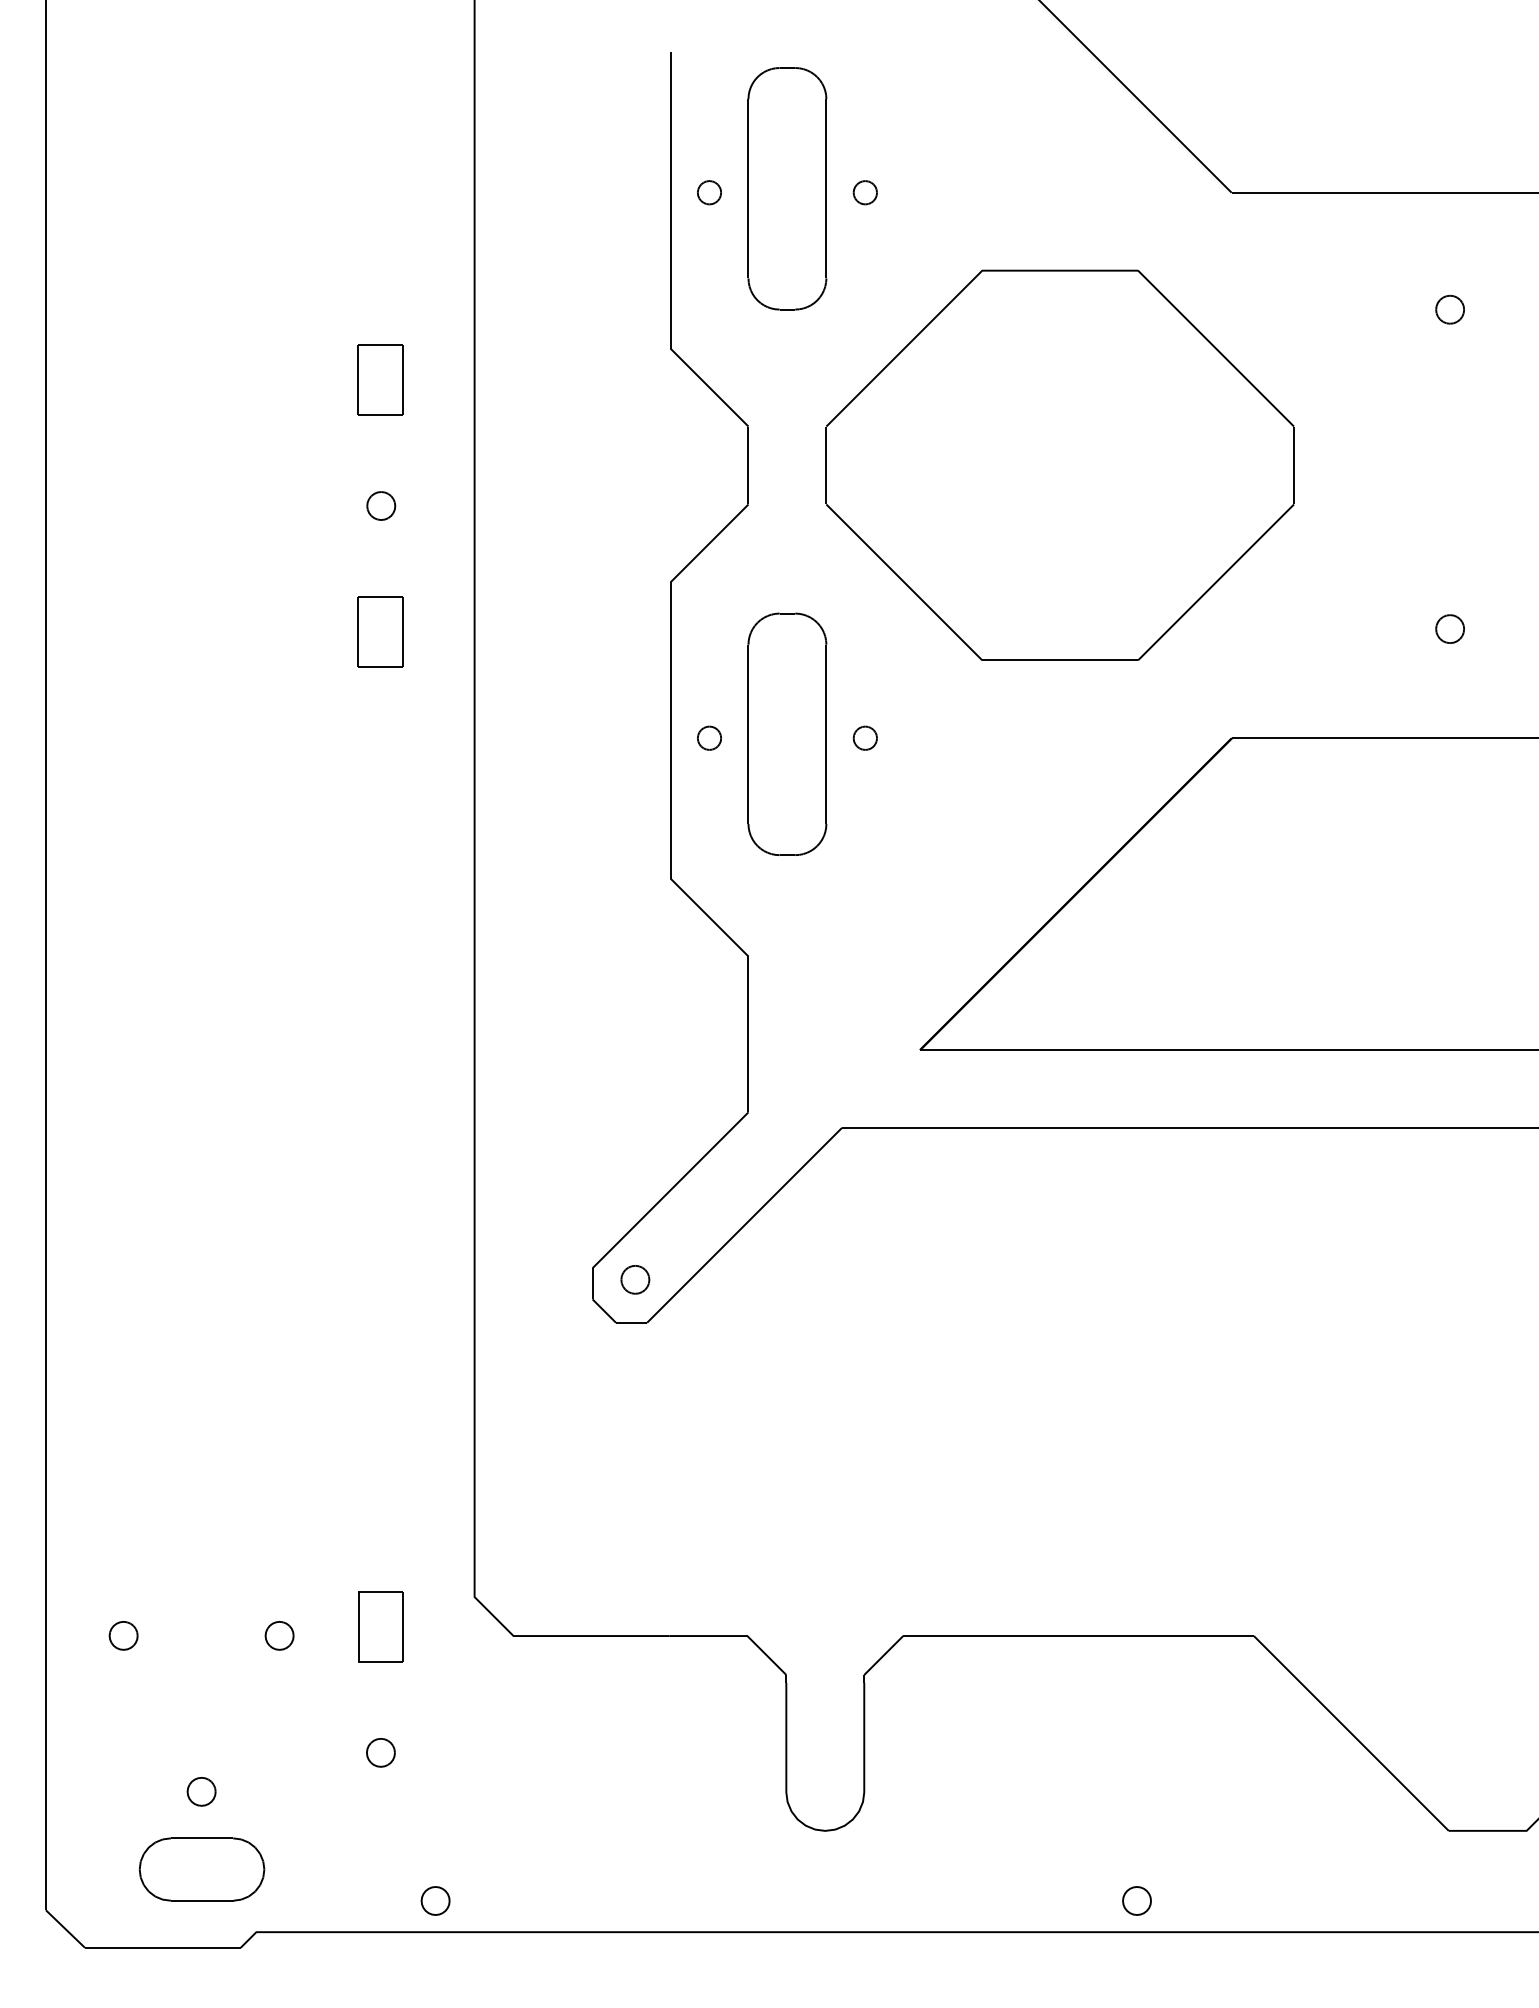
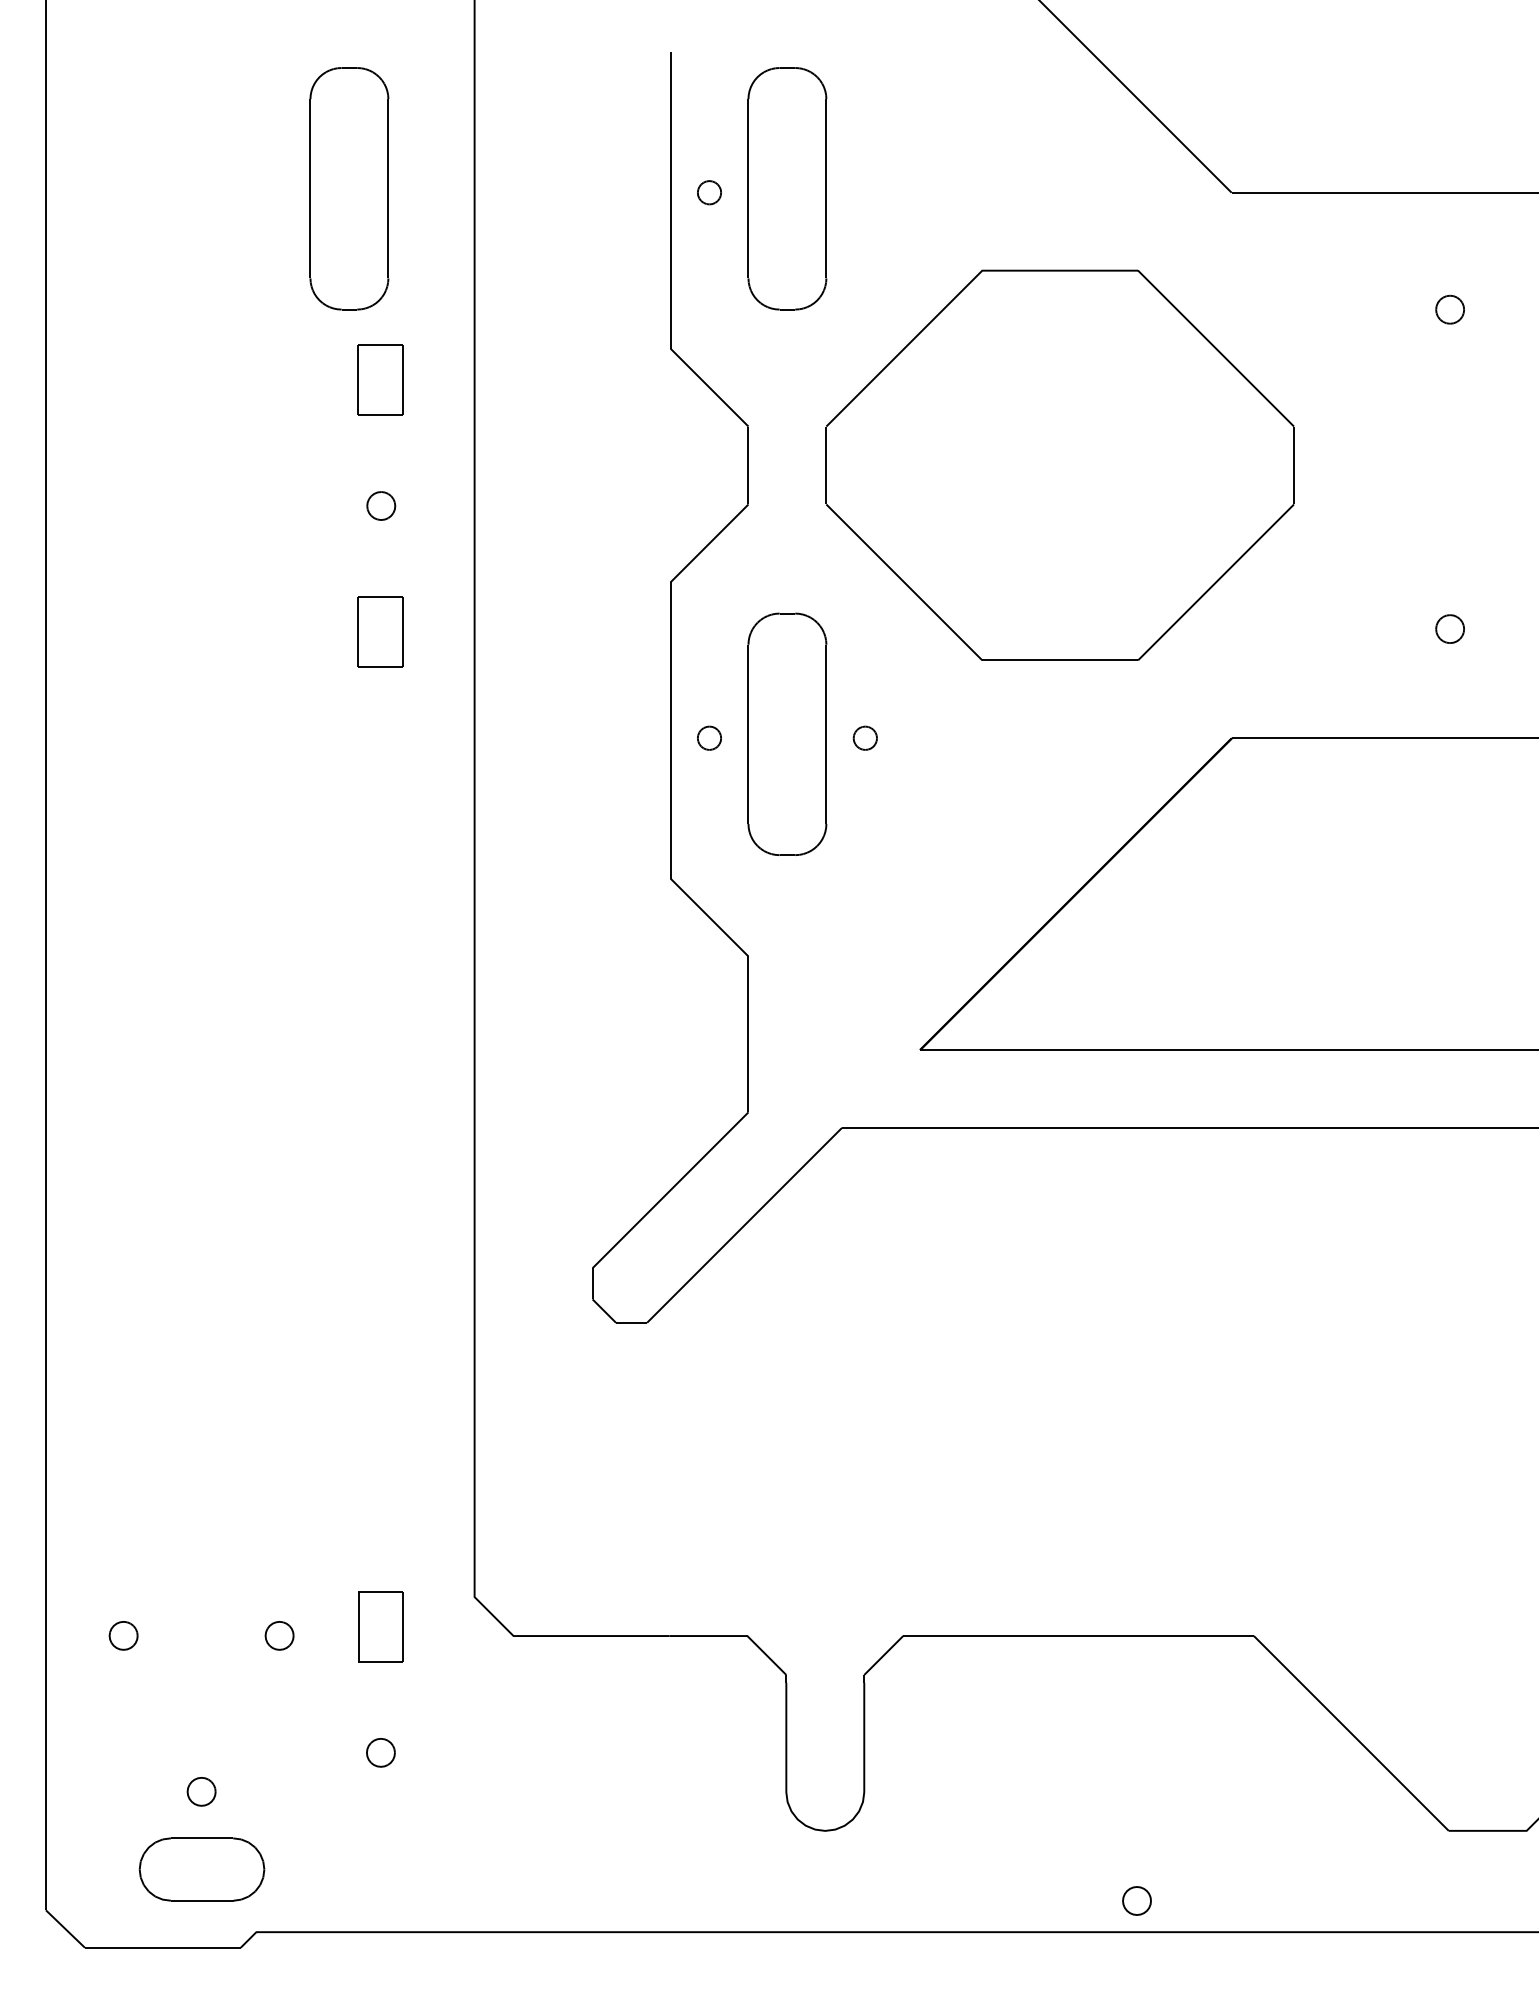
part: none -> present (349, 188)
part: present -> none (864, 192)
part: present -> none (635, 1279)
part: present -> none (435, 1900)
